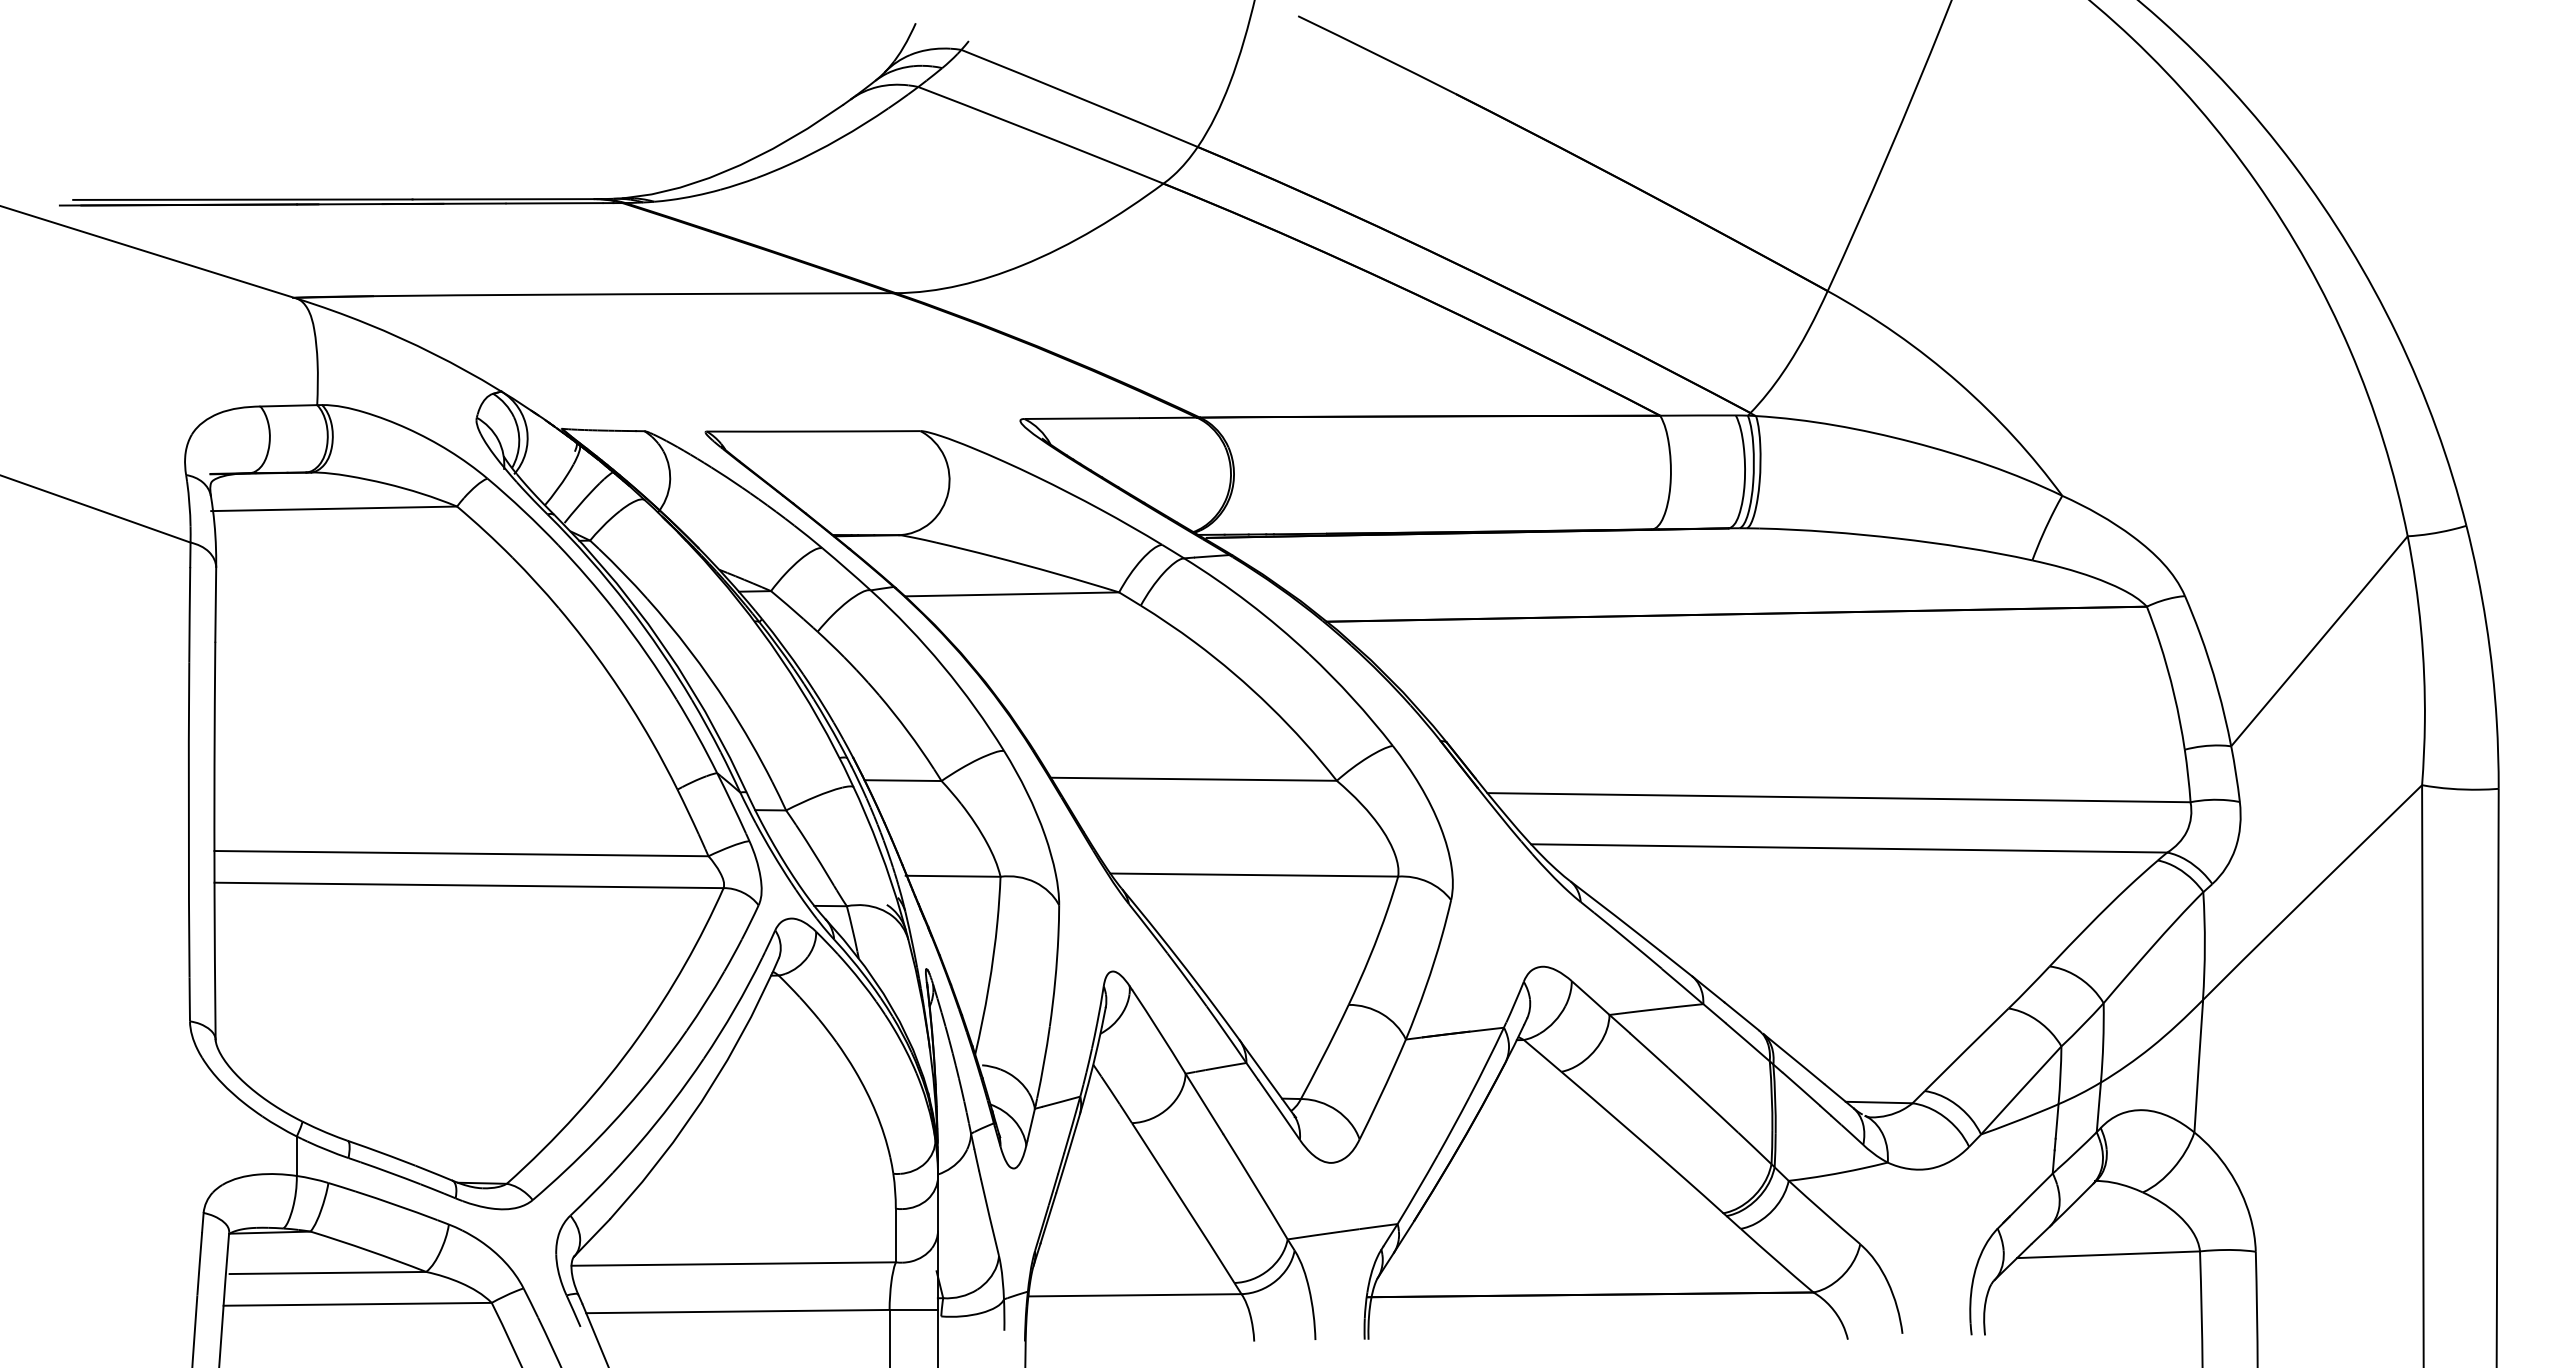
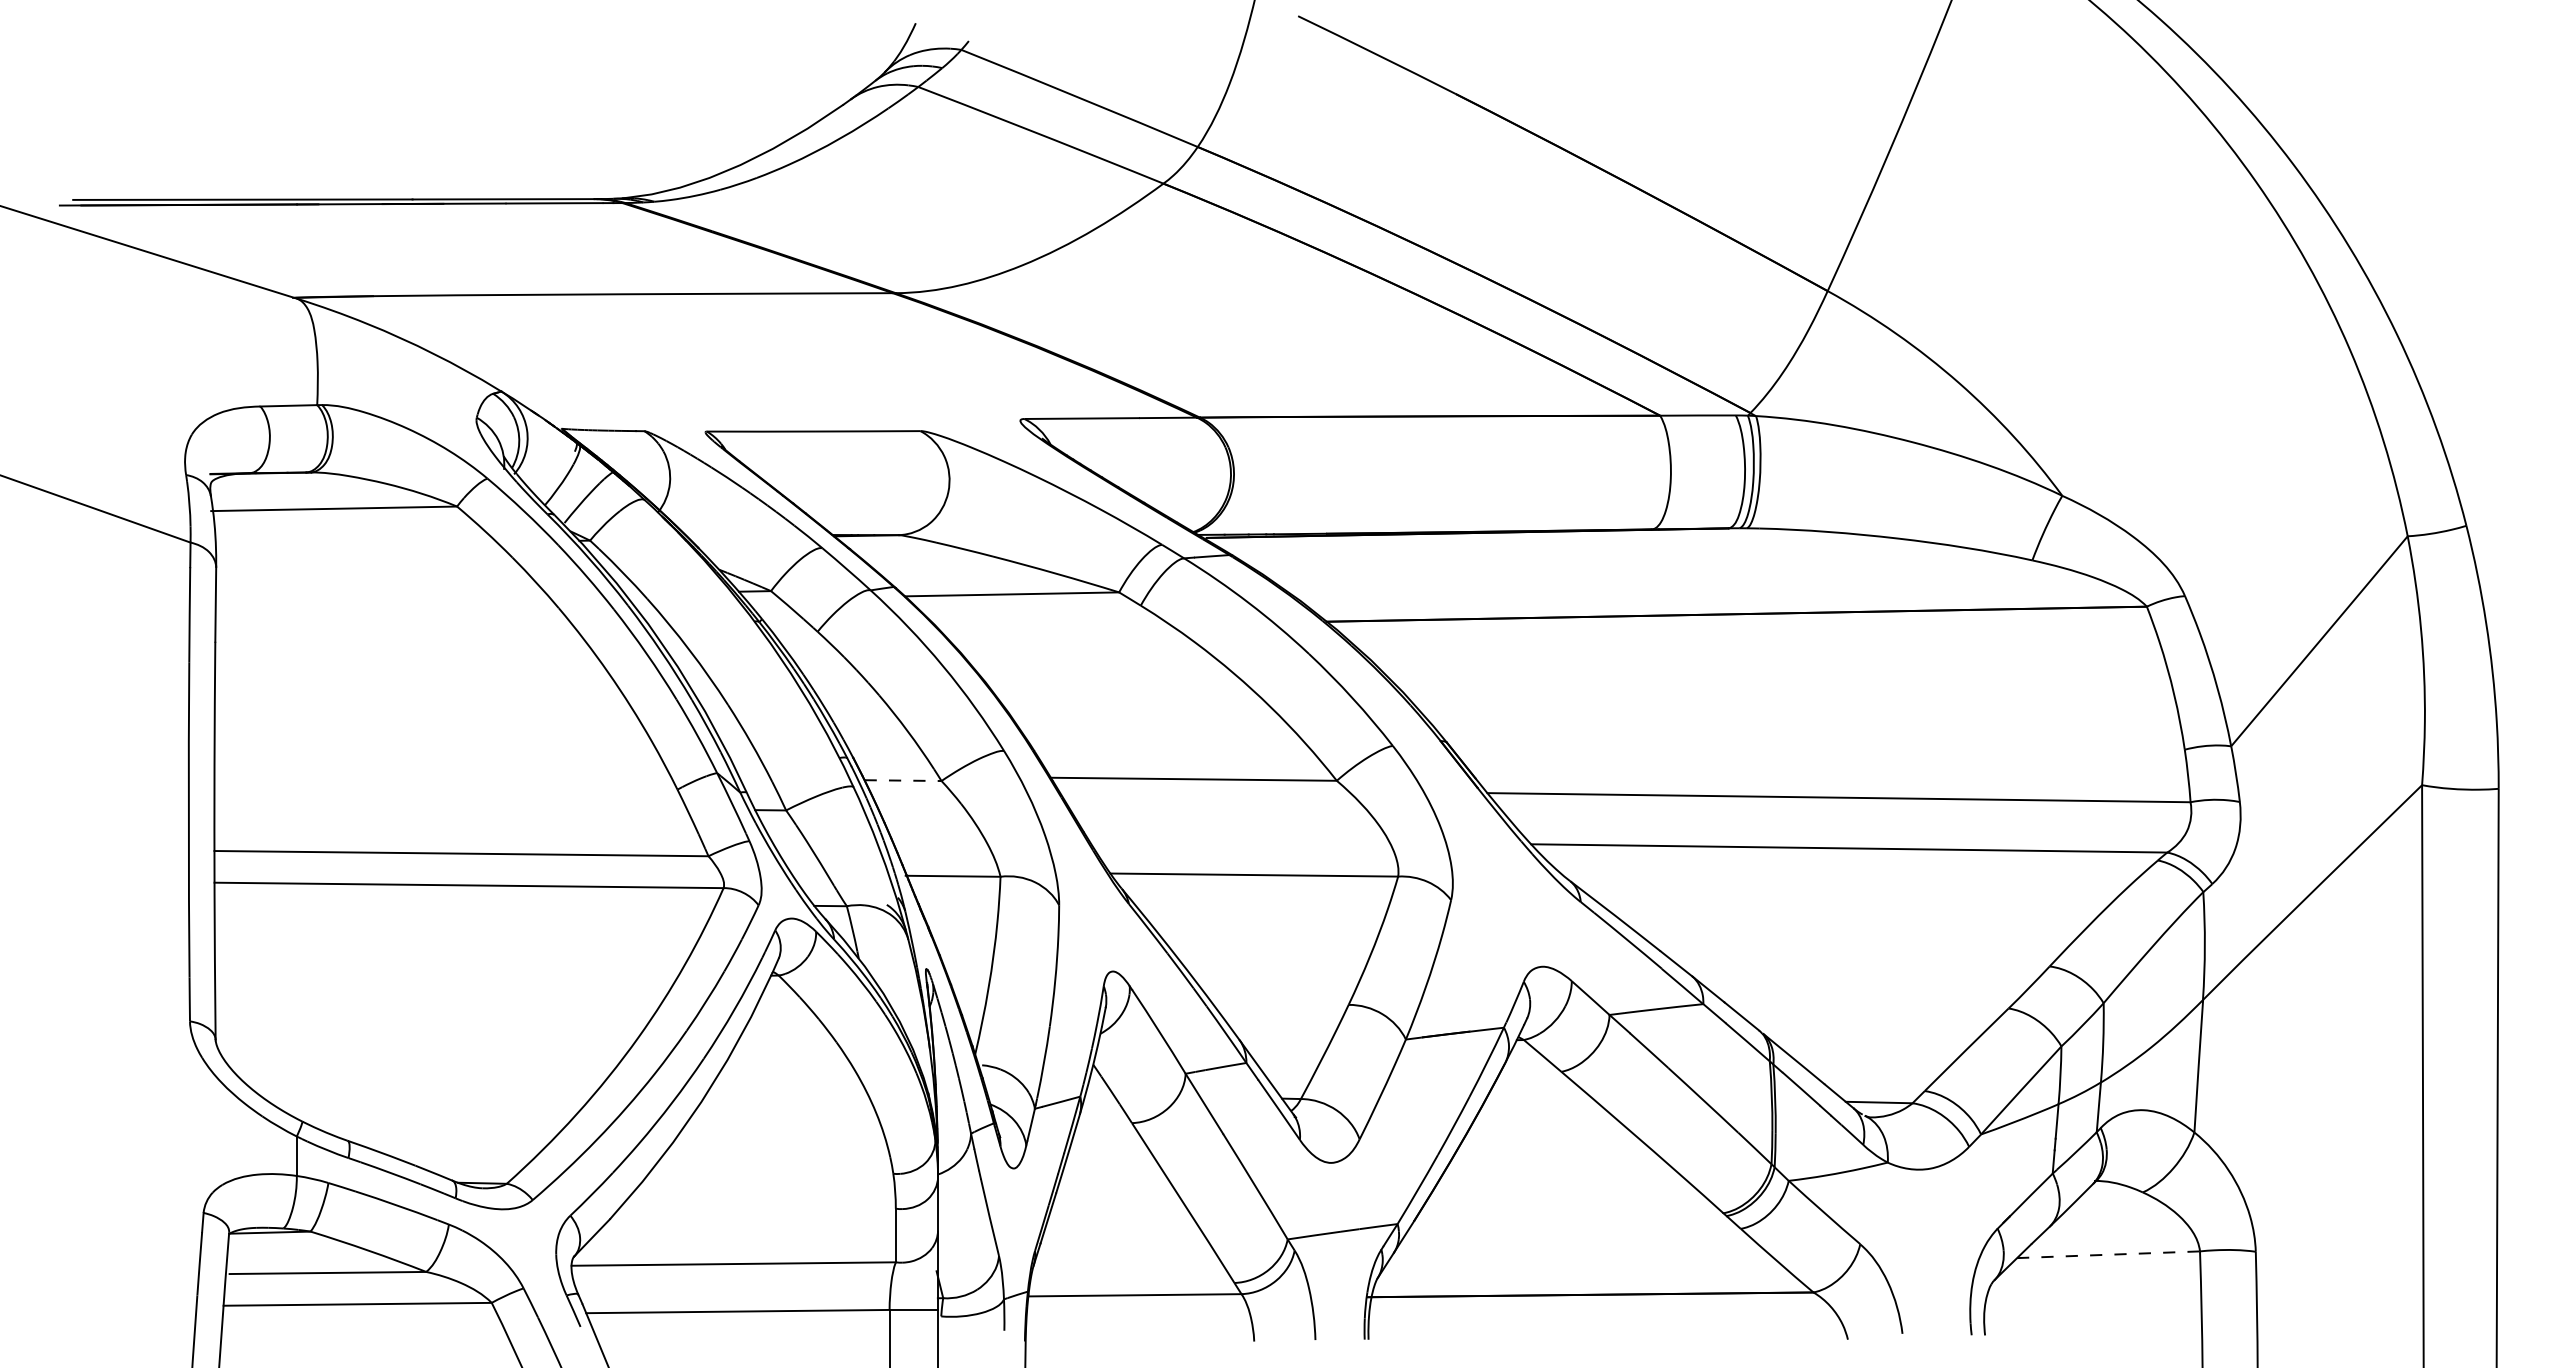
line: solid -> dashed (903, 780)
line: solid -> dashed (2108, 1254)
